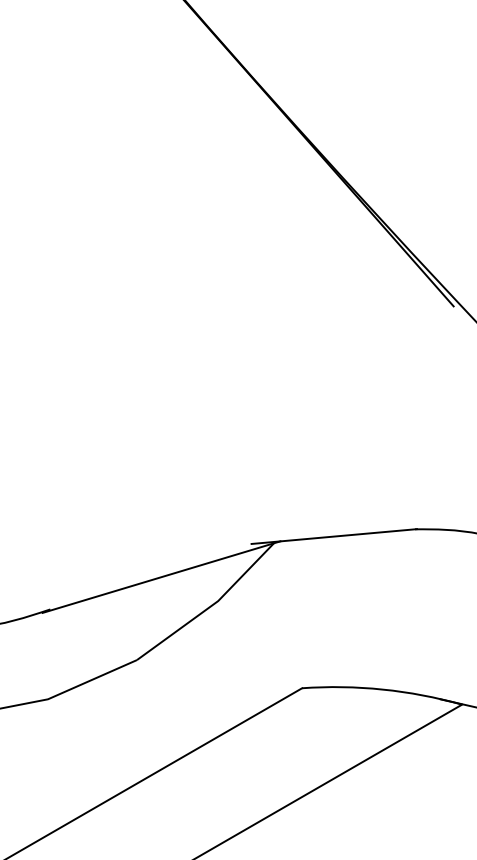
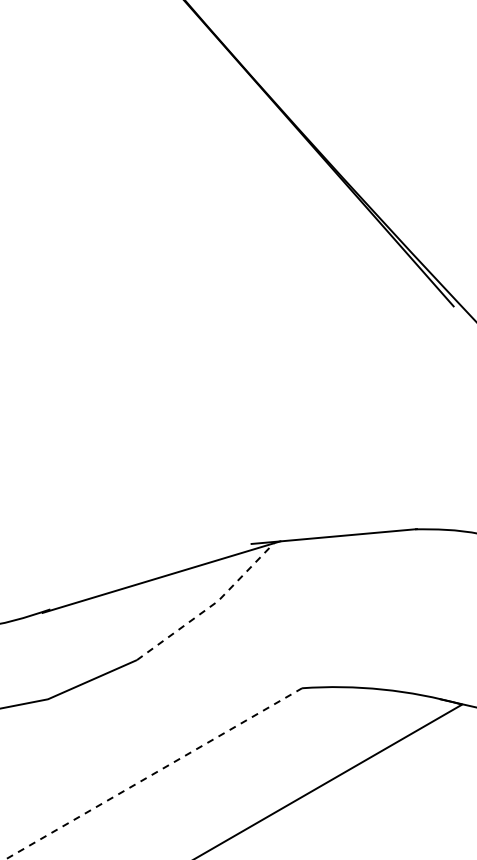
line: solid -> dashed (210, 606)
line: solid -> dashed (154, 773)
